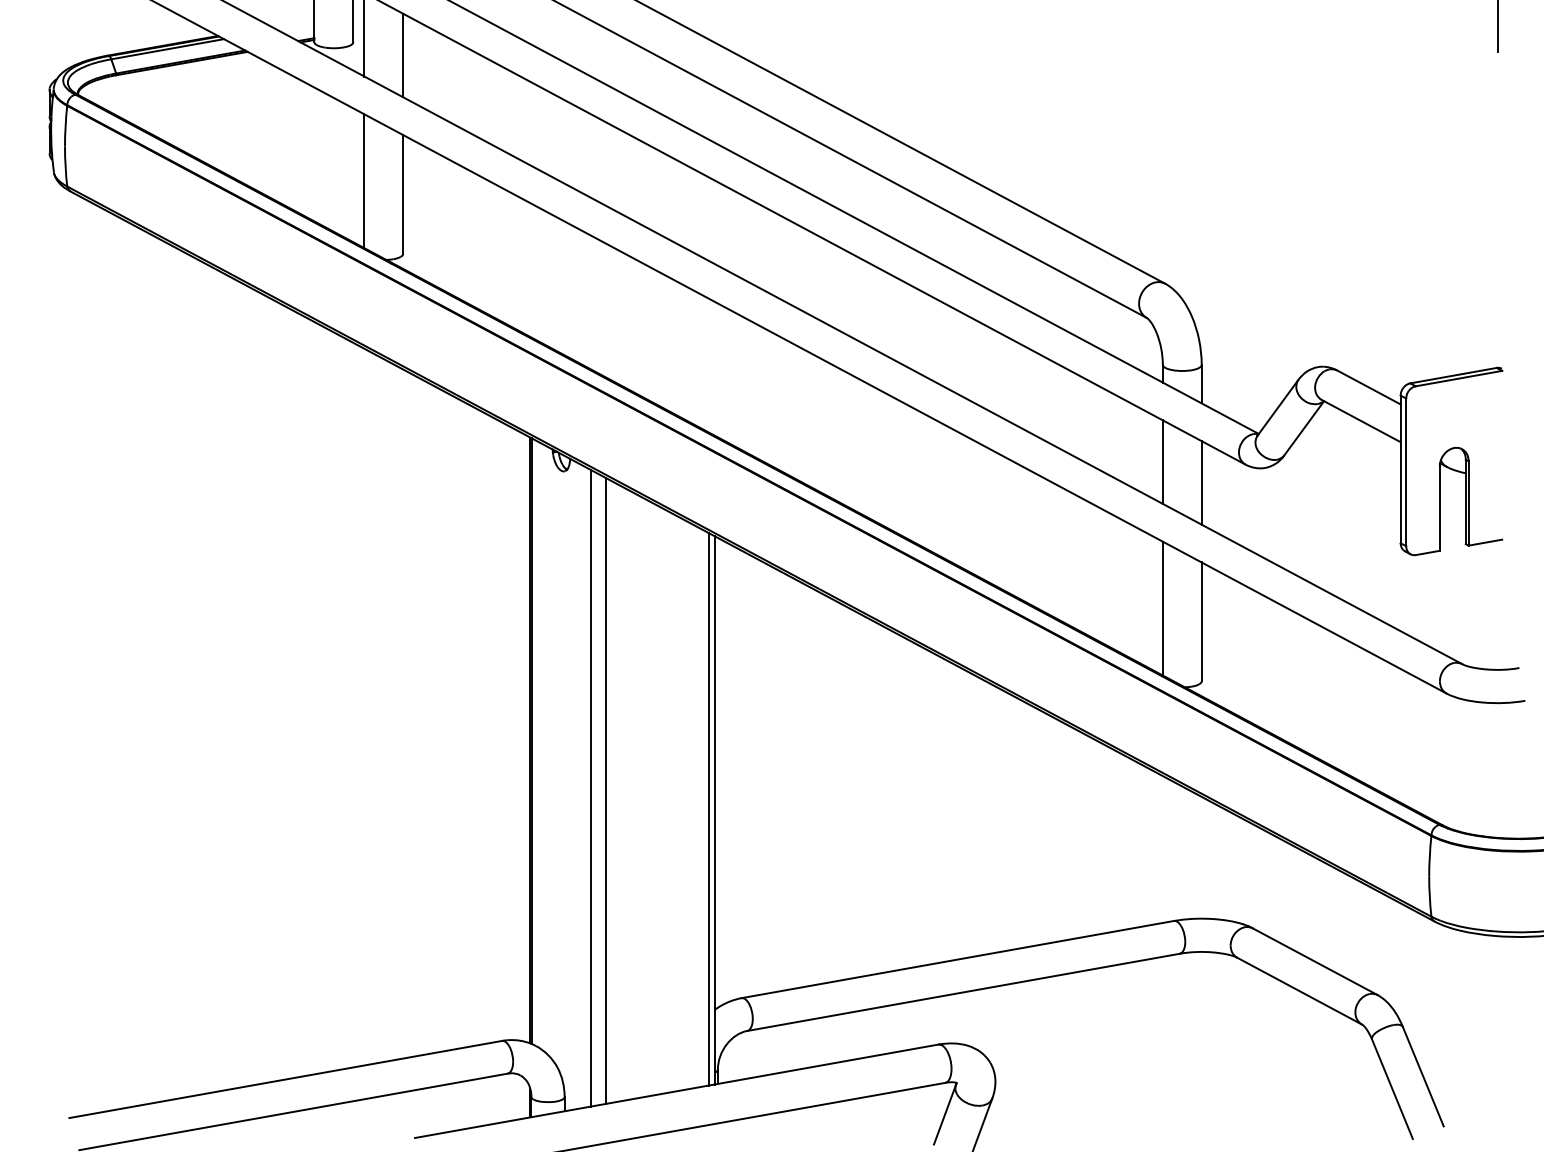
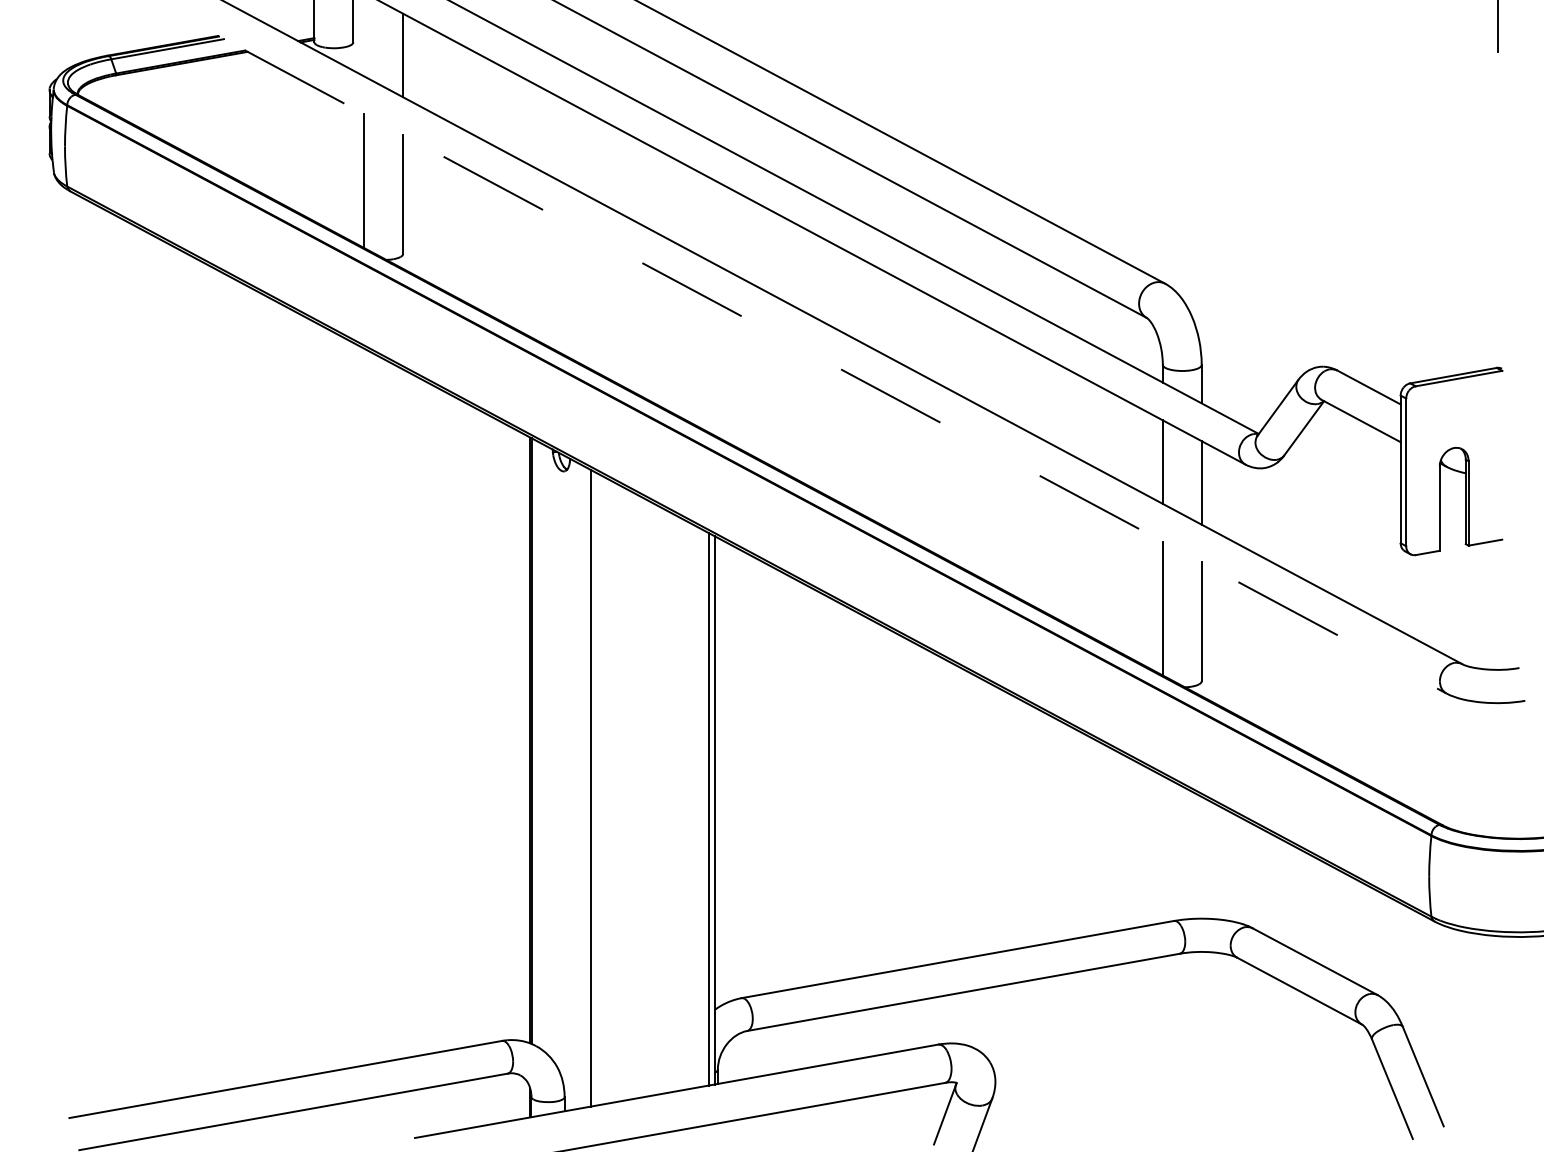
line: present -> none (364, 39)
line: solid -> dashed (798, 346)
line: present -> none (606, 790)
